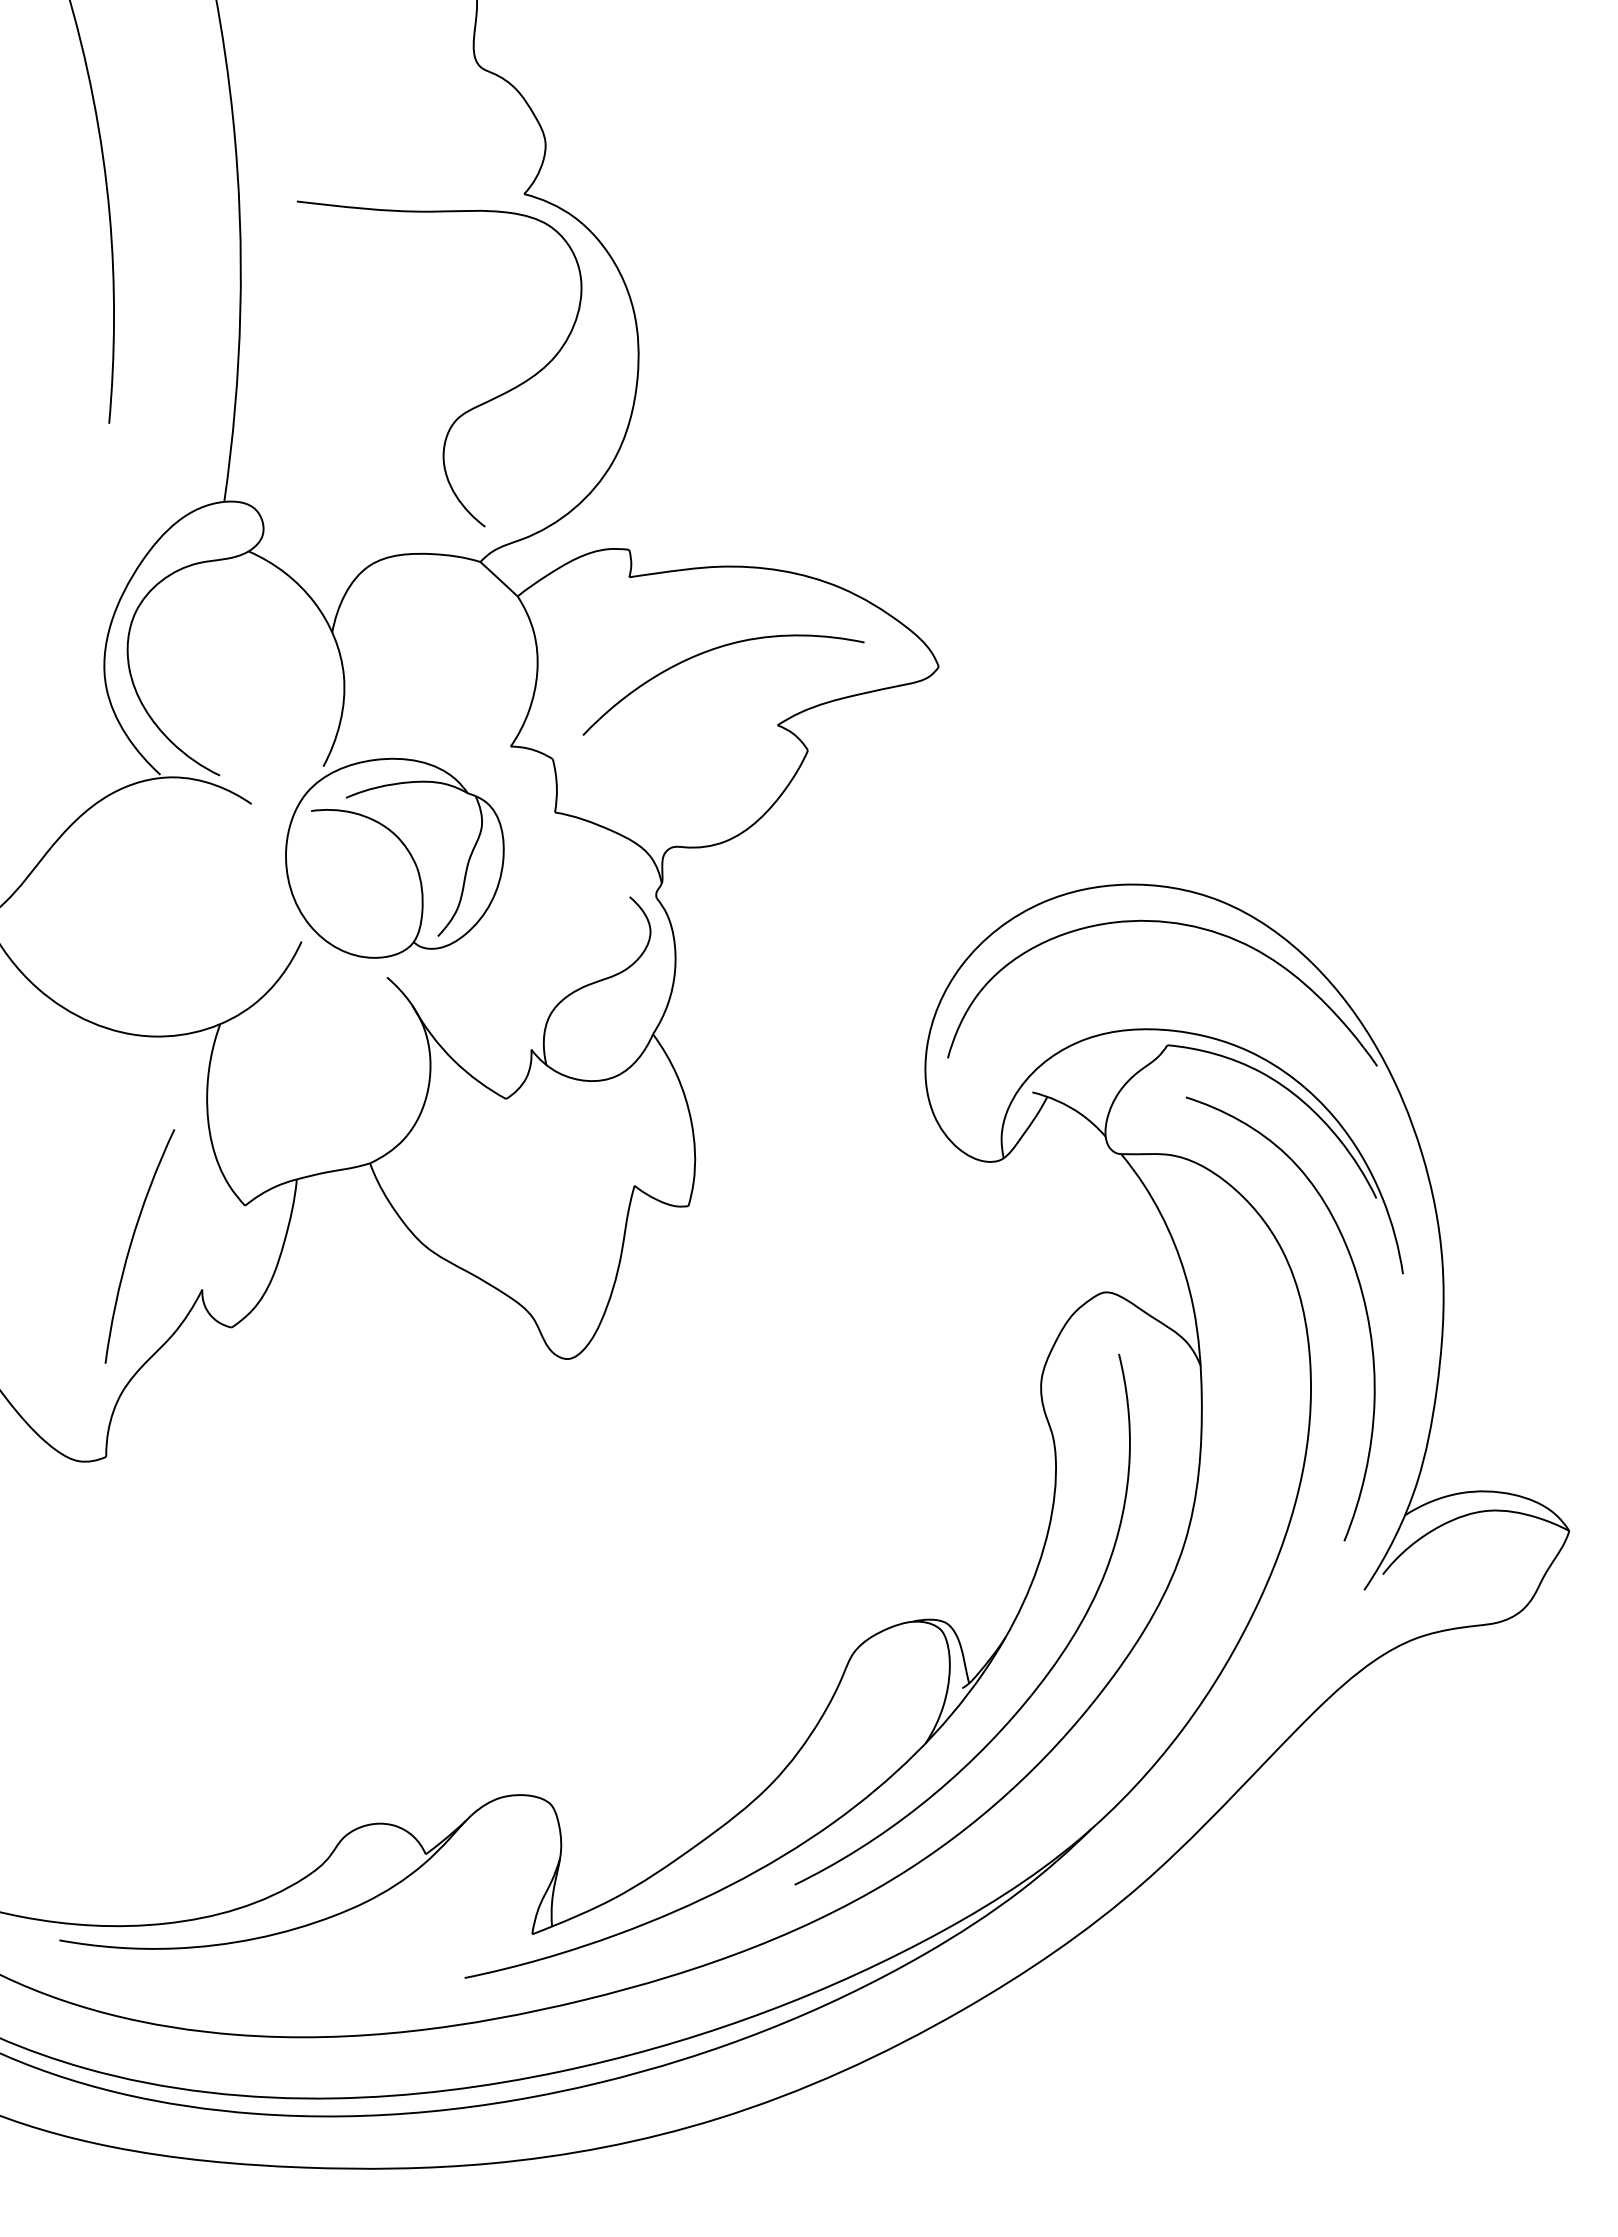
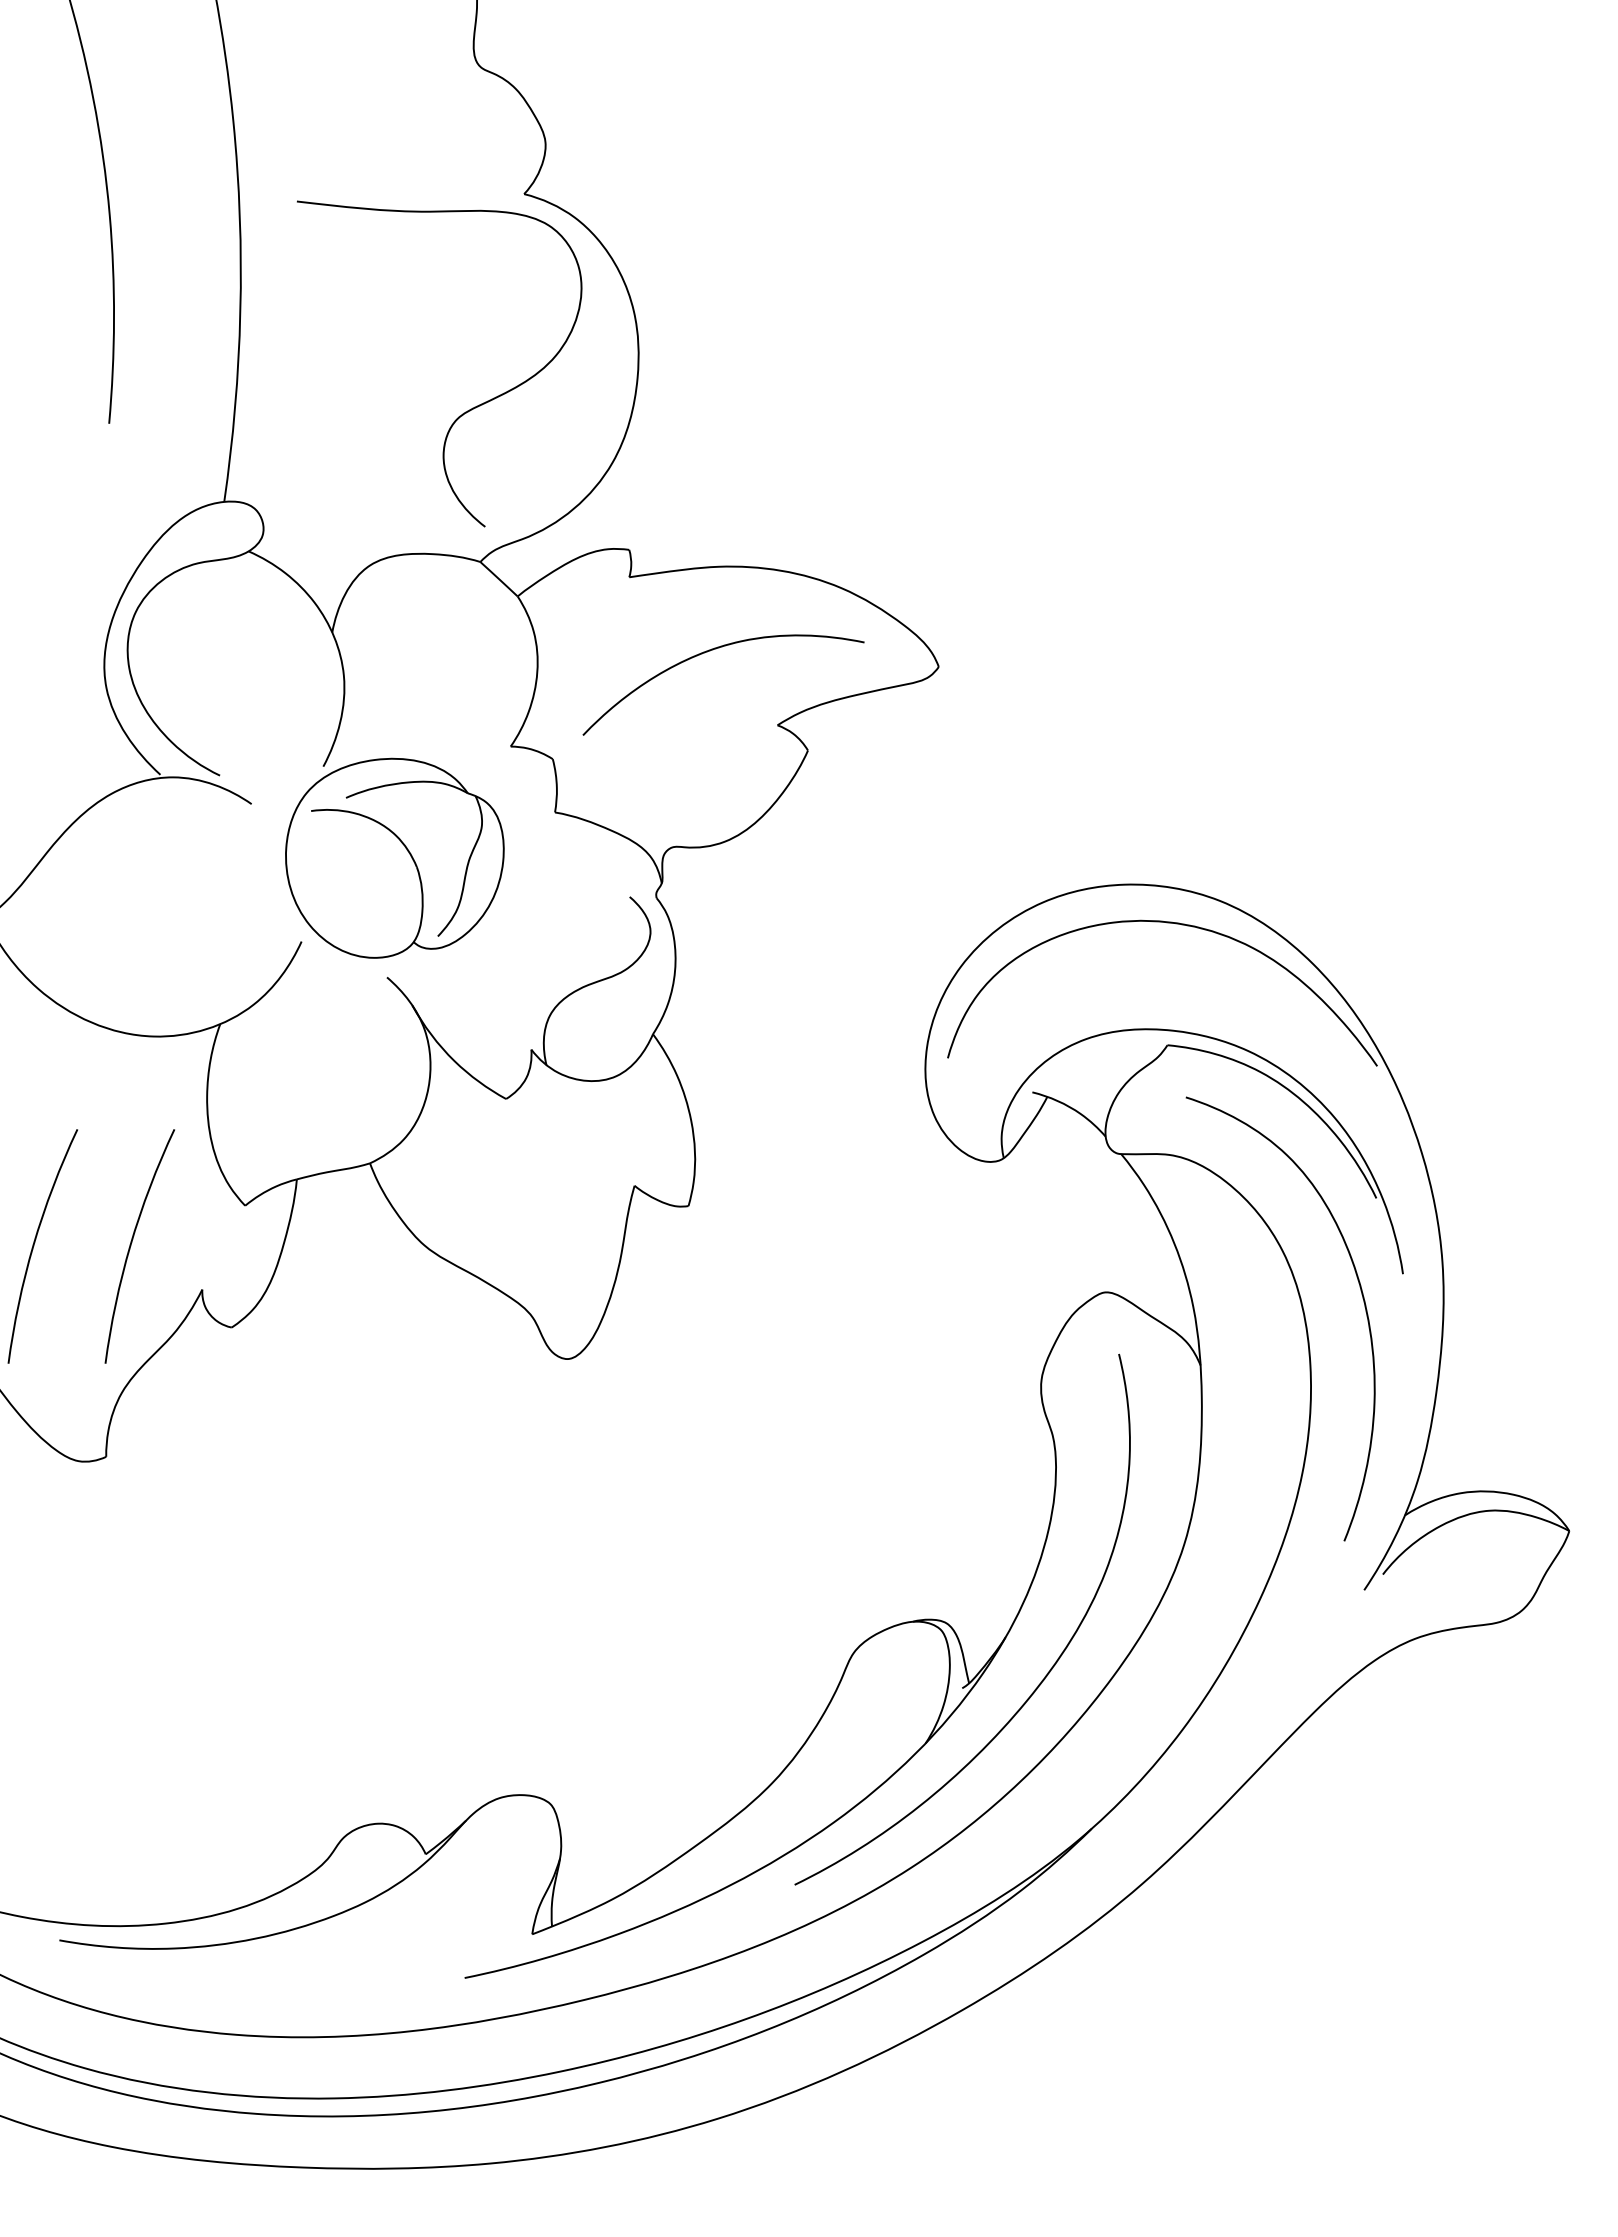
curve: none -> present (34, 1246)
